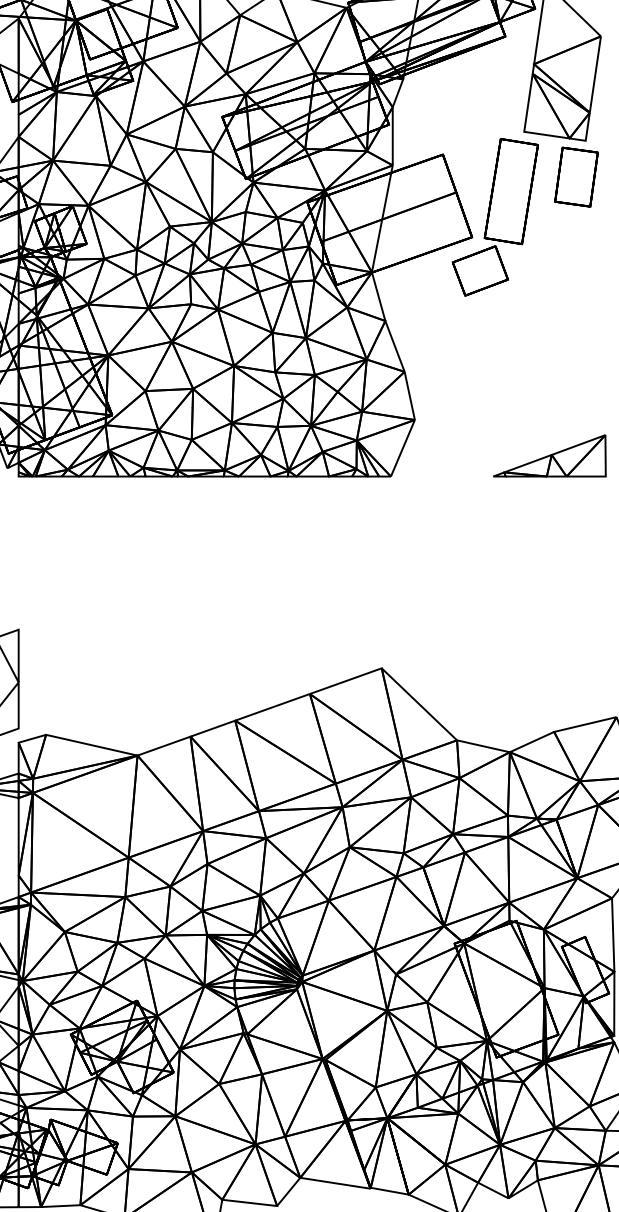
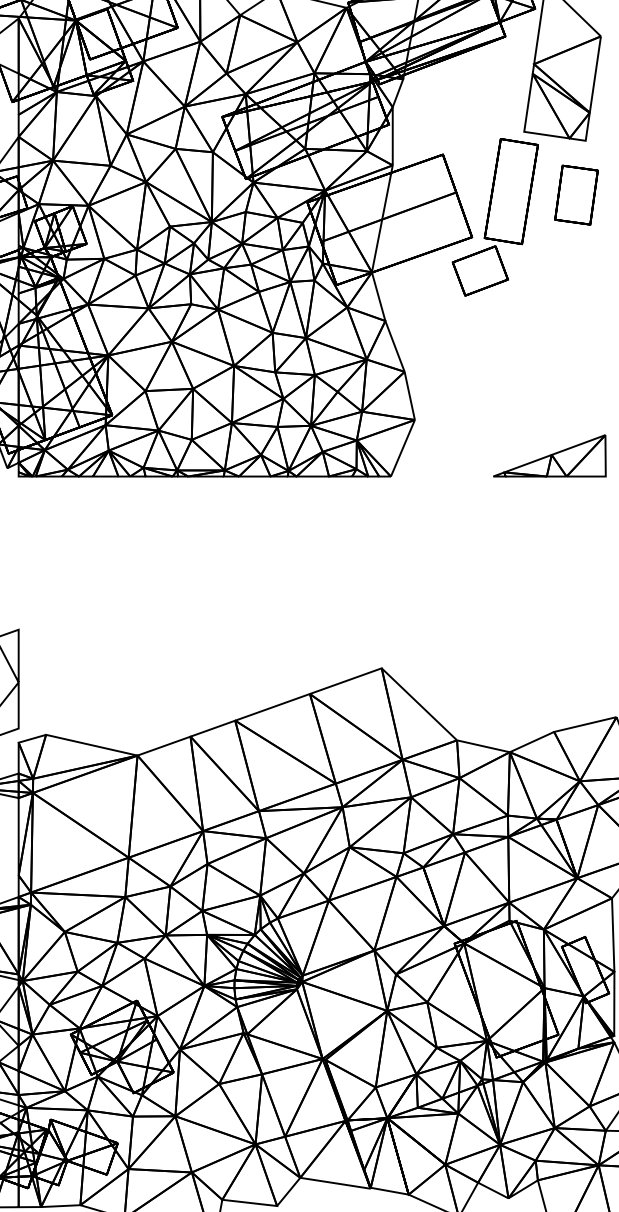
part position: (576, 176) -> (576, 194) (576, 194)
